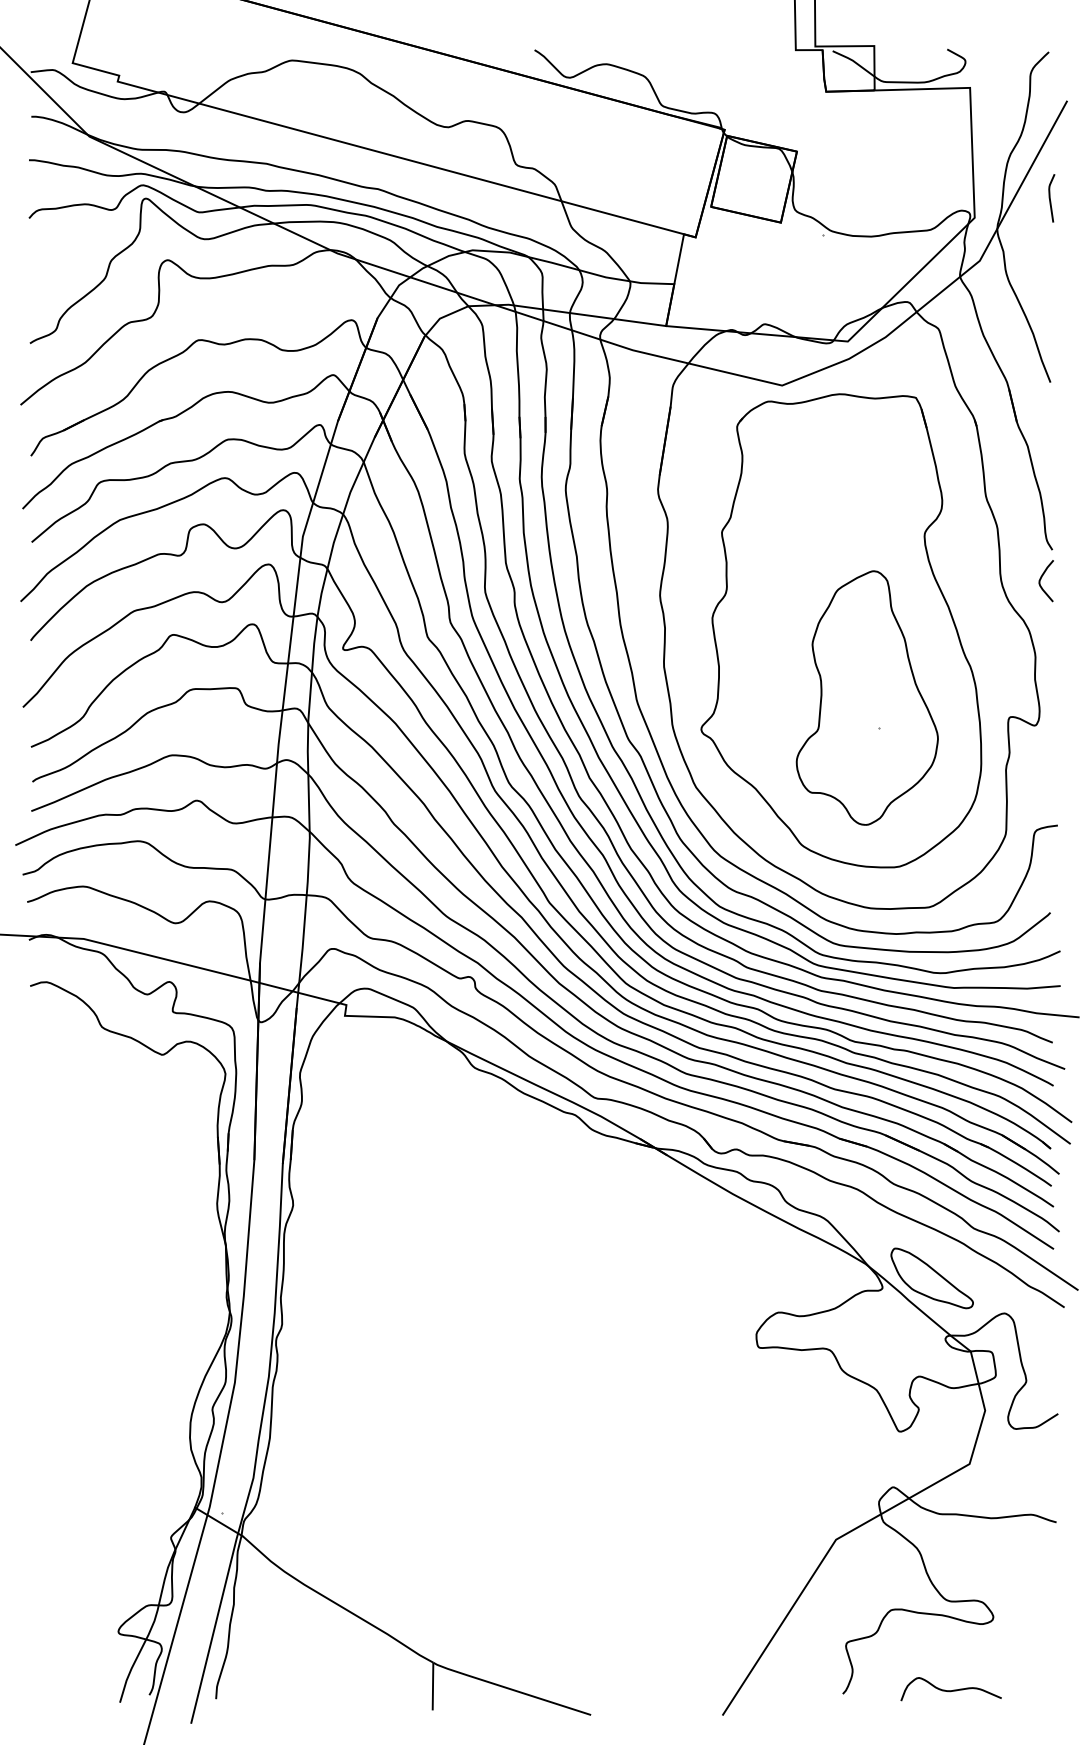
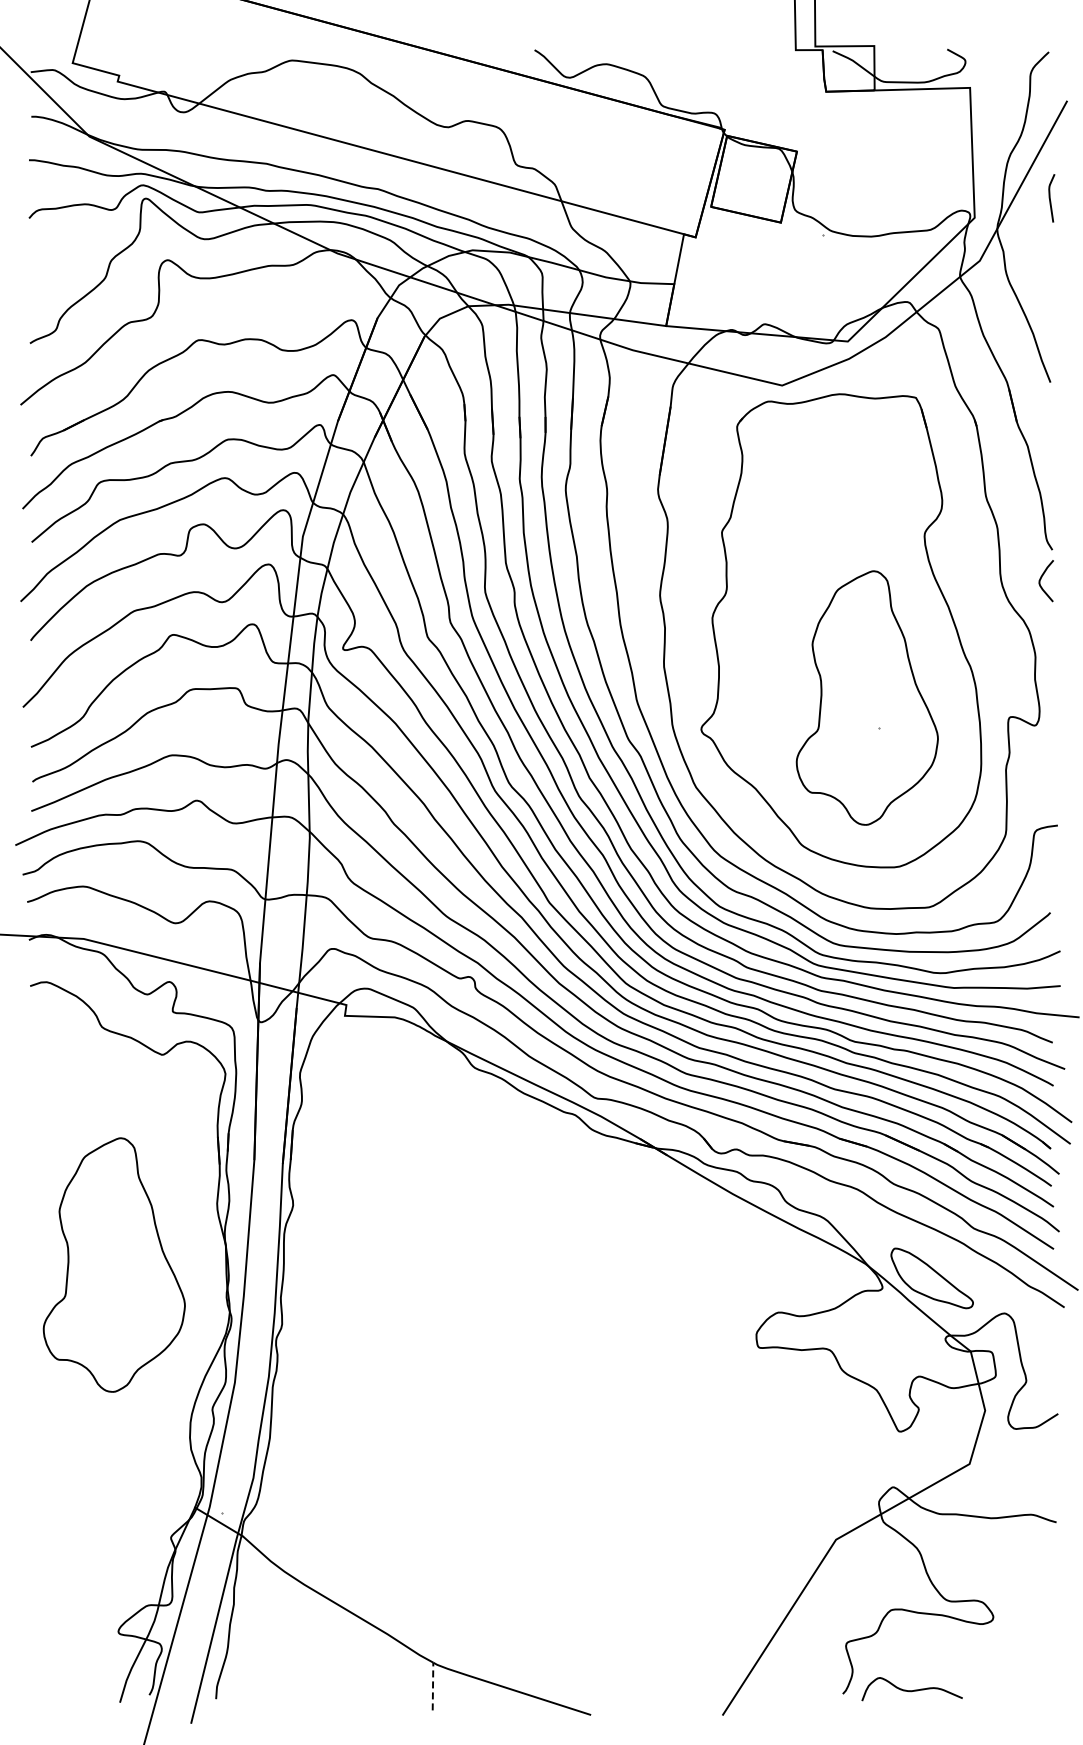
part: none -> present (113, 1264)
line: solid -> dashed (433, 1686)
curve position: (950, 1690) -> (911, 1690) (911, 1690)
